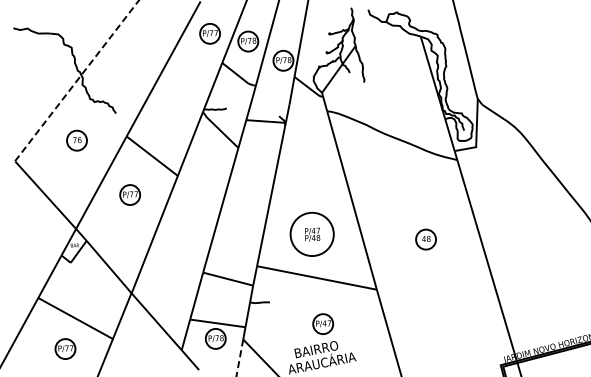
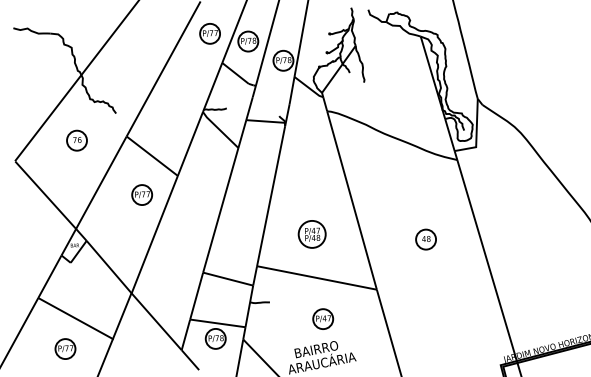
line: dashed -> solid (77, 80)
part position: (129, 194) -> (141, 194) (141, 194)
circle diameter: 43 px -> 27 px (311, 233)
part position: (323, 323) -> (323, 318) (323, 318)
line: dashed -> solid (239, 358)
